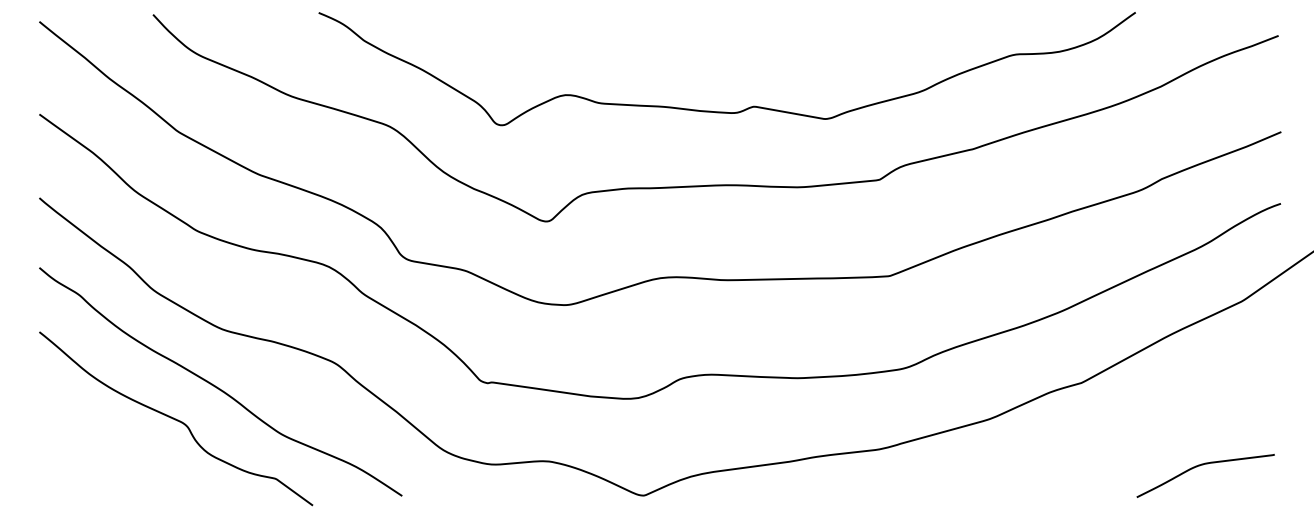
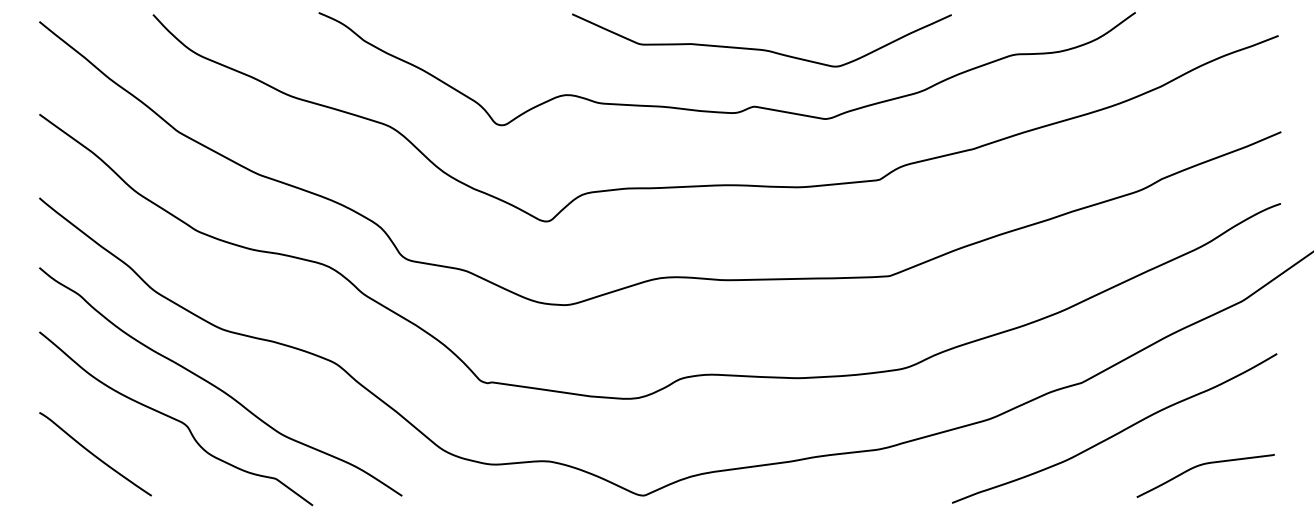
curve: none -> present (760, 48)
curve: none -> present (1117, 432)
curve: none -> present (94, 454)
